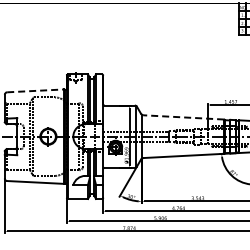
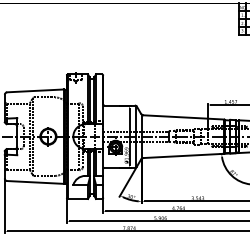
line: dashed -> solid (36, 90)
line: dashed -> solid (183, 117)
